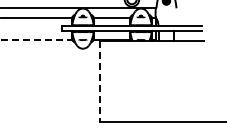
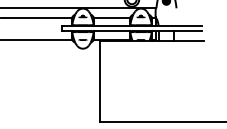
line: dashed -> solid (37, 39)
line: dashed -> solid (100, 81)
